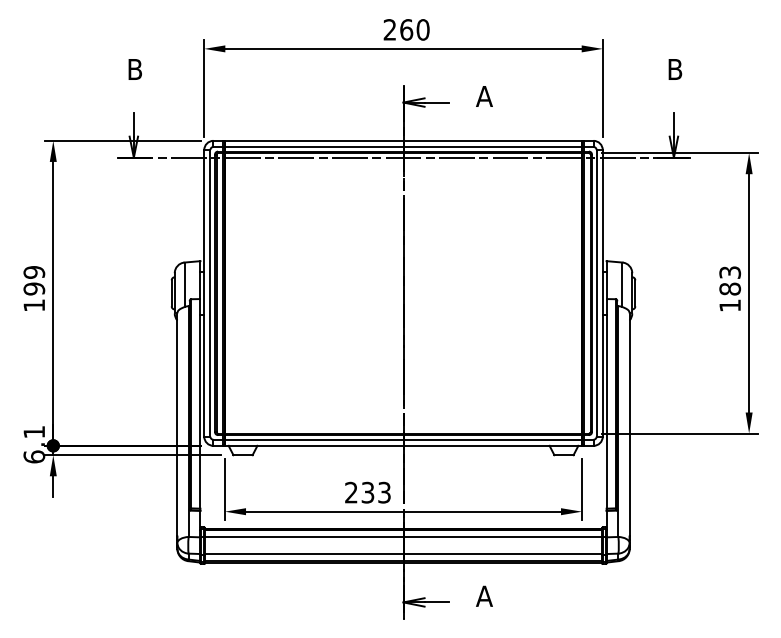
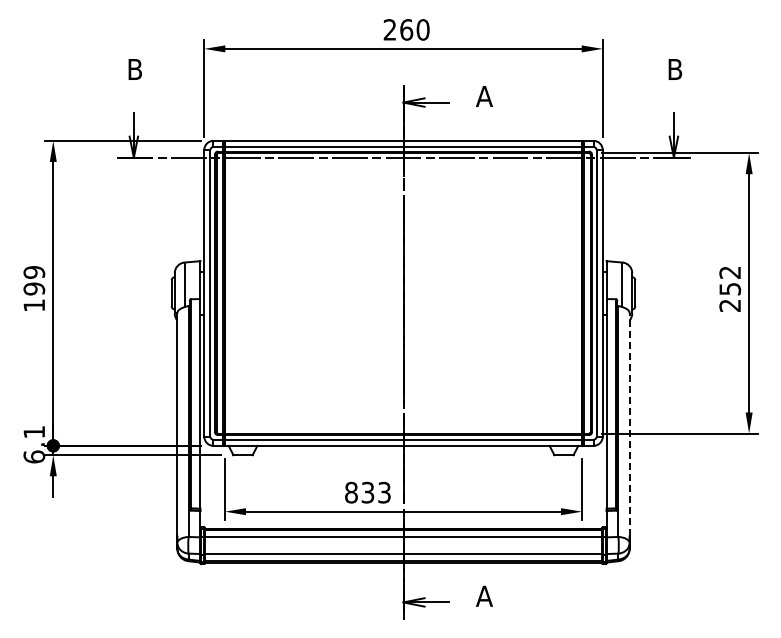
text: 183 -> 252 (730, 288)
line: solid -> dashed (629, 423)
text: 233 -> 833 (351, 492)
